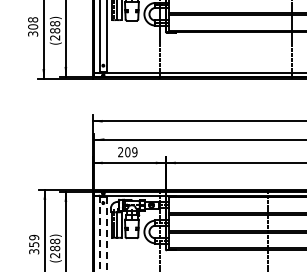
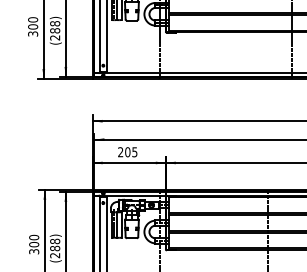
text: 308 -> 300 (32, 19)
text: 209 -> 205 (134, 151)
line: dashed -> solid (100, 233)
line: dashed -> solid (106, 234)
text: 359 -> 300 (34, 241)
